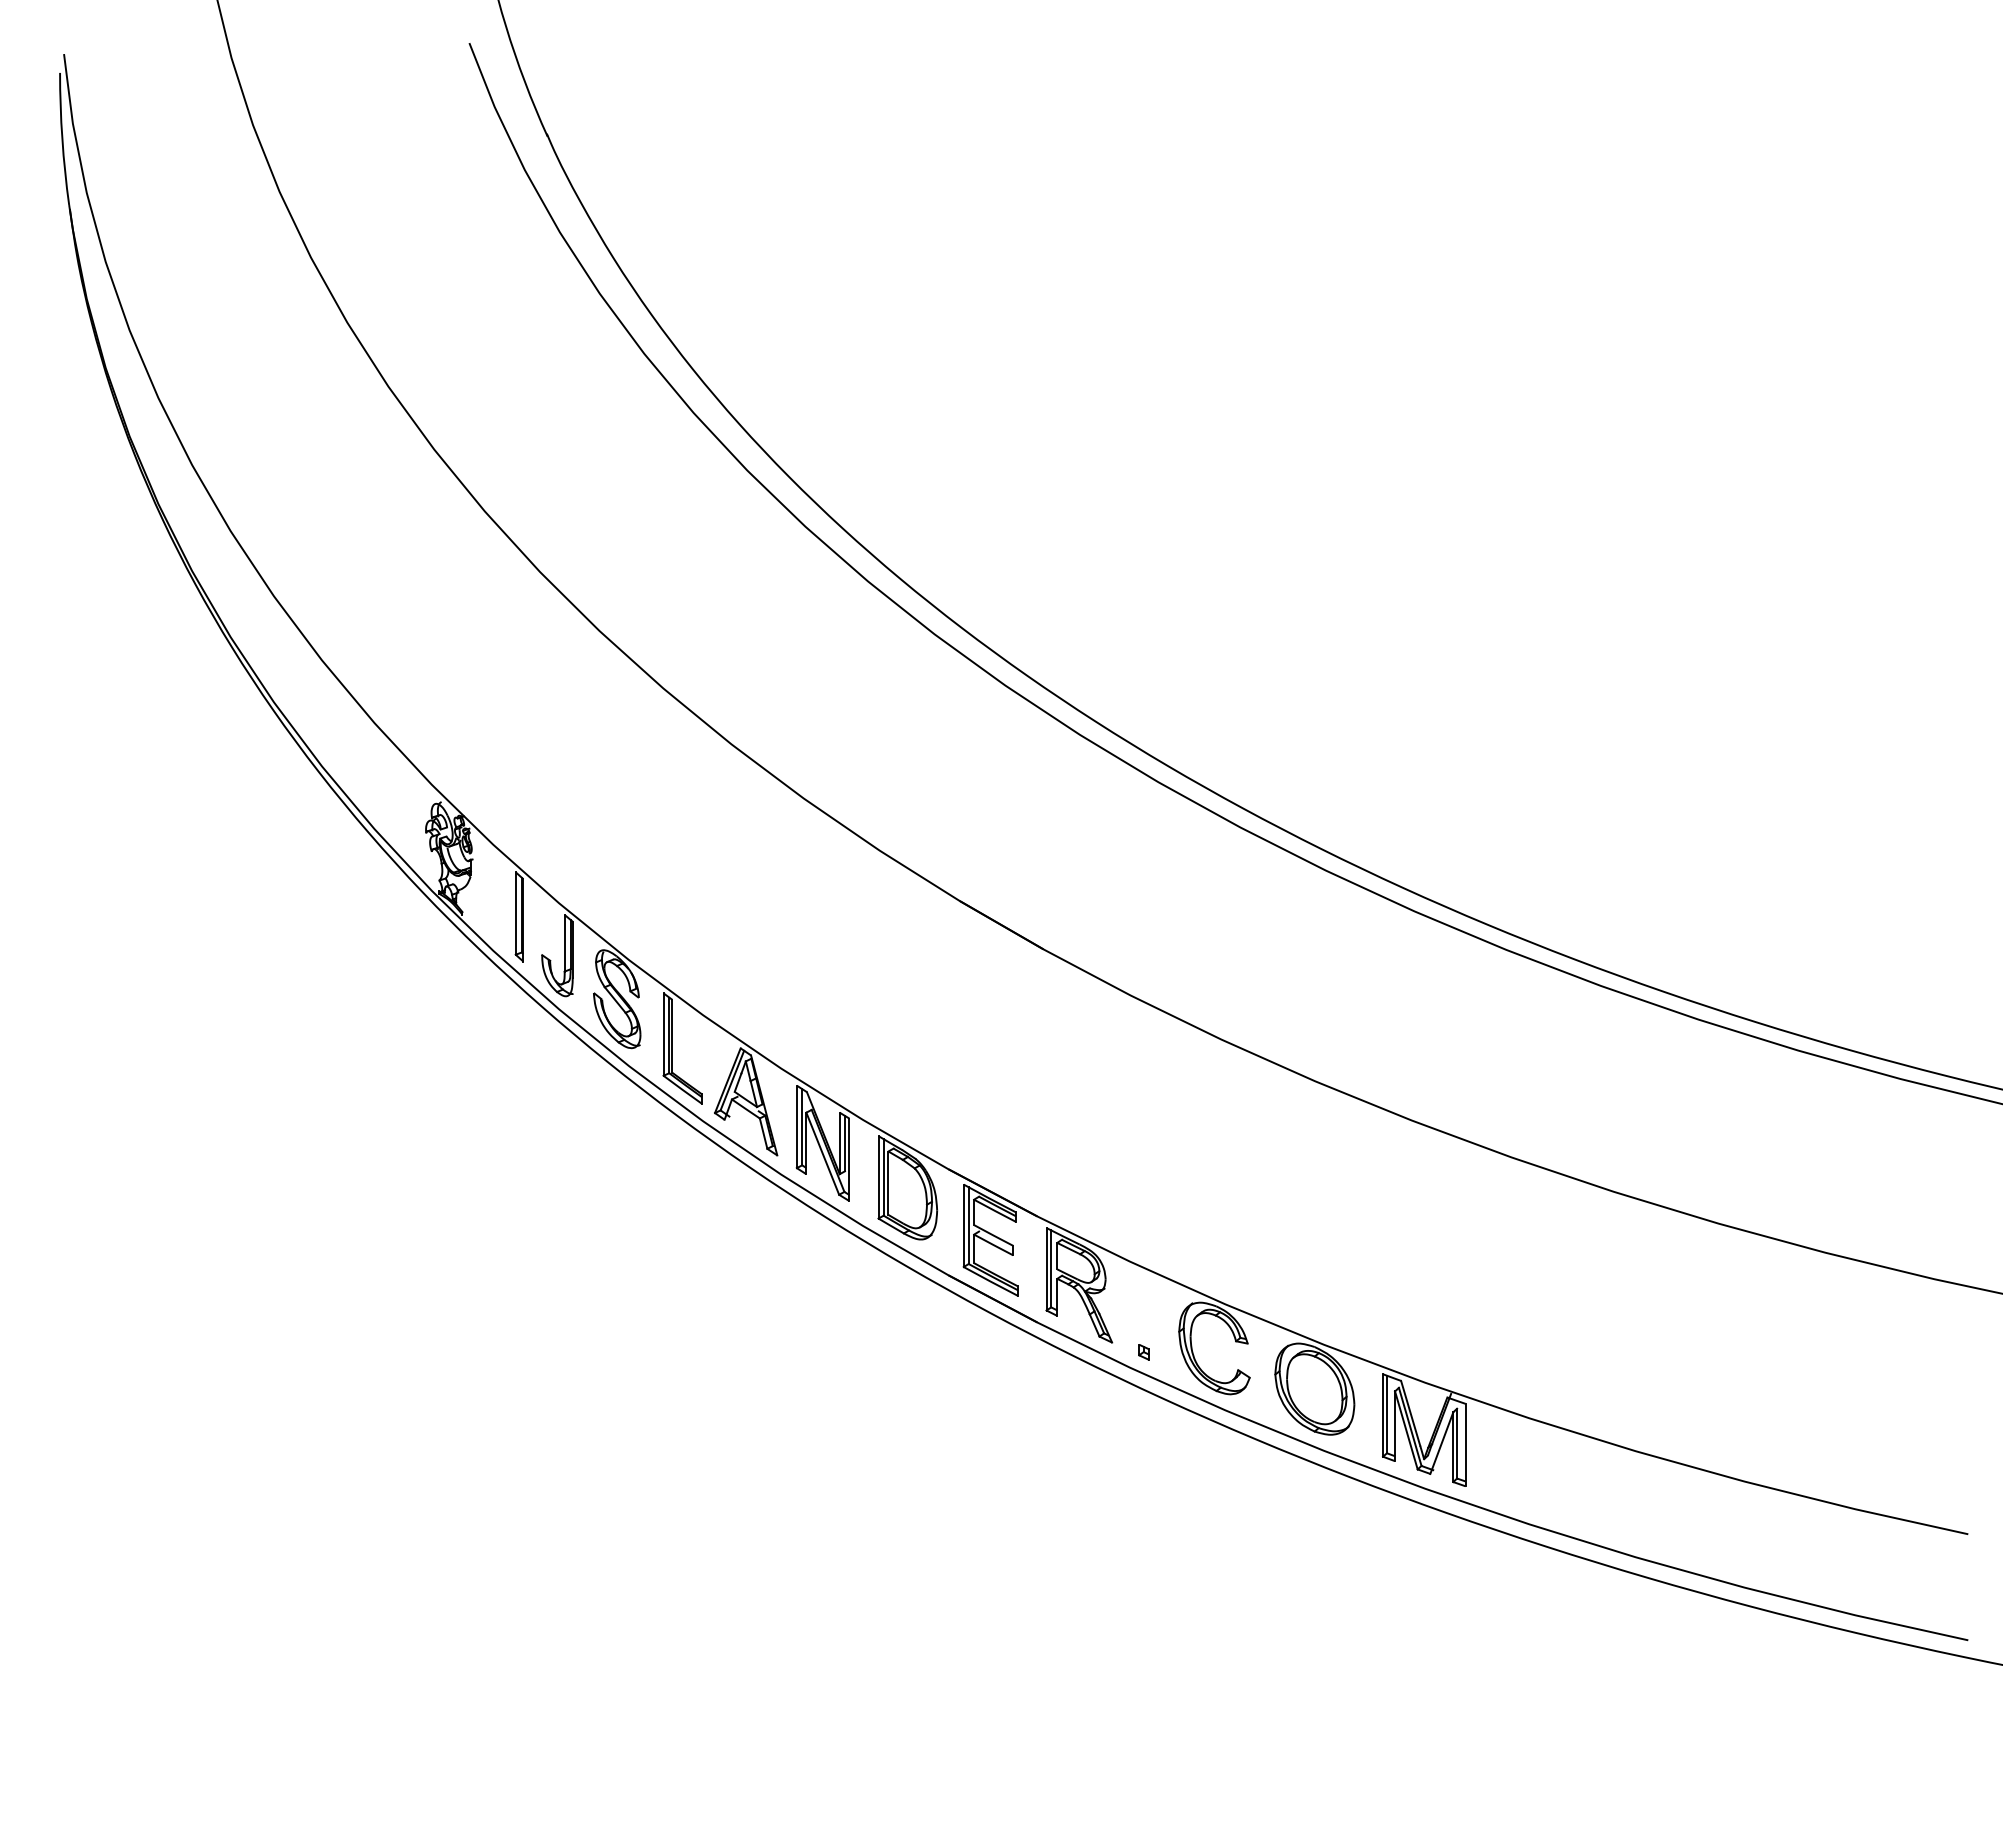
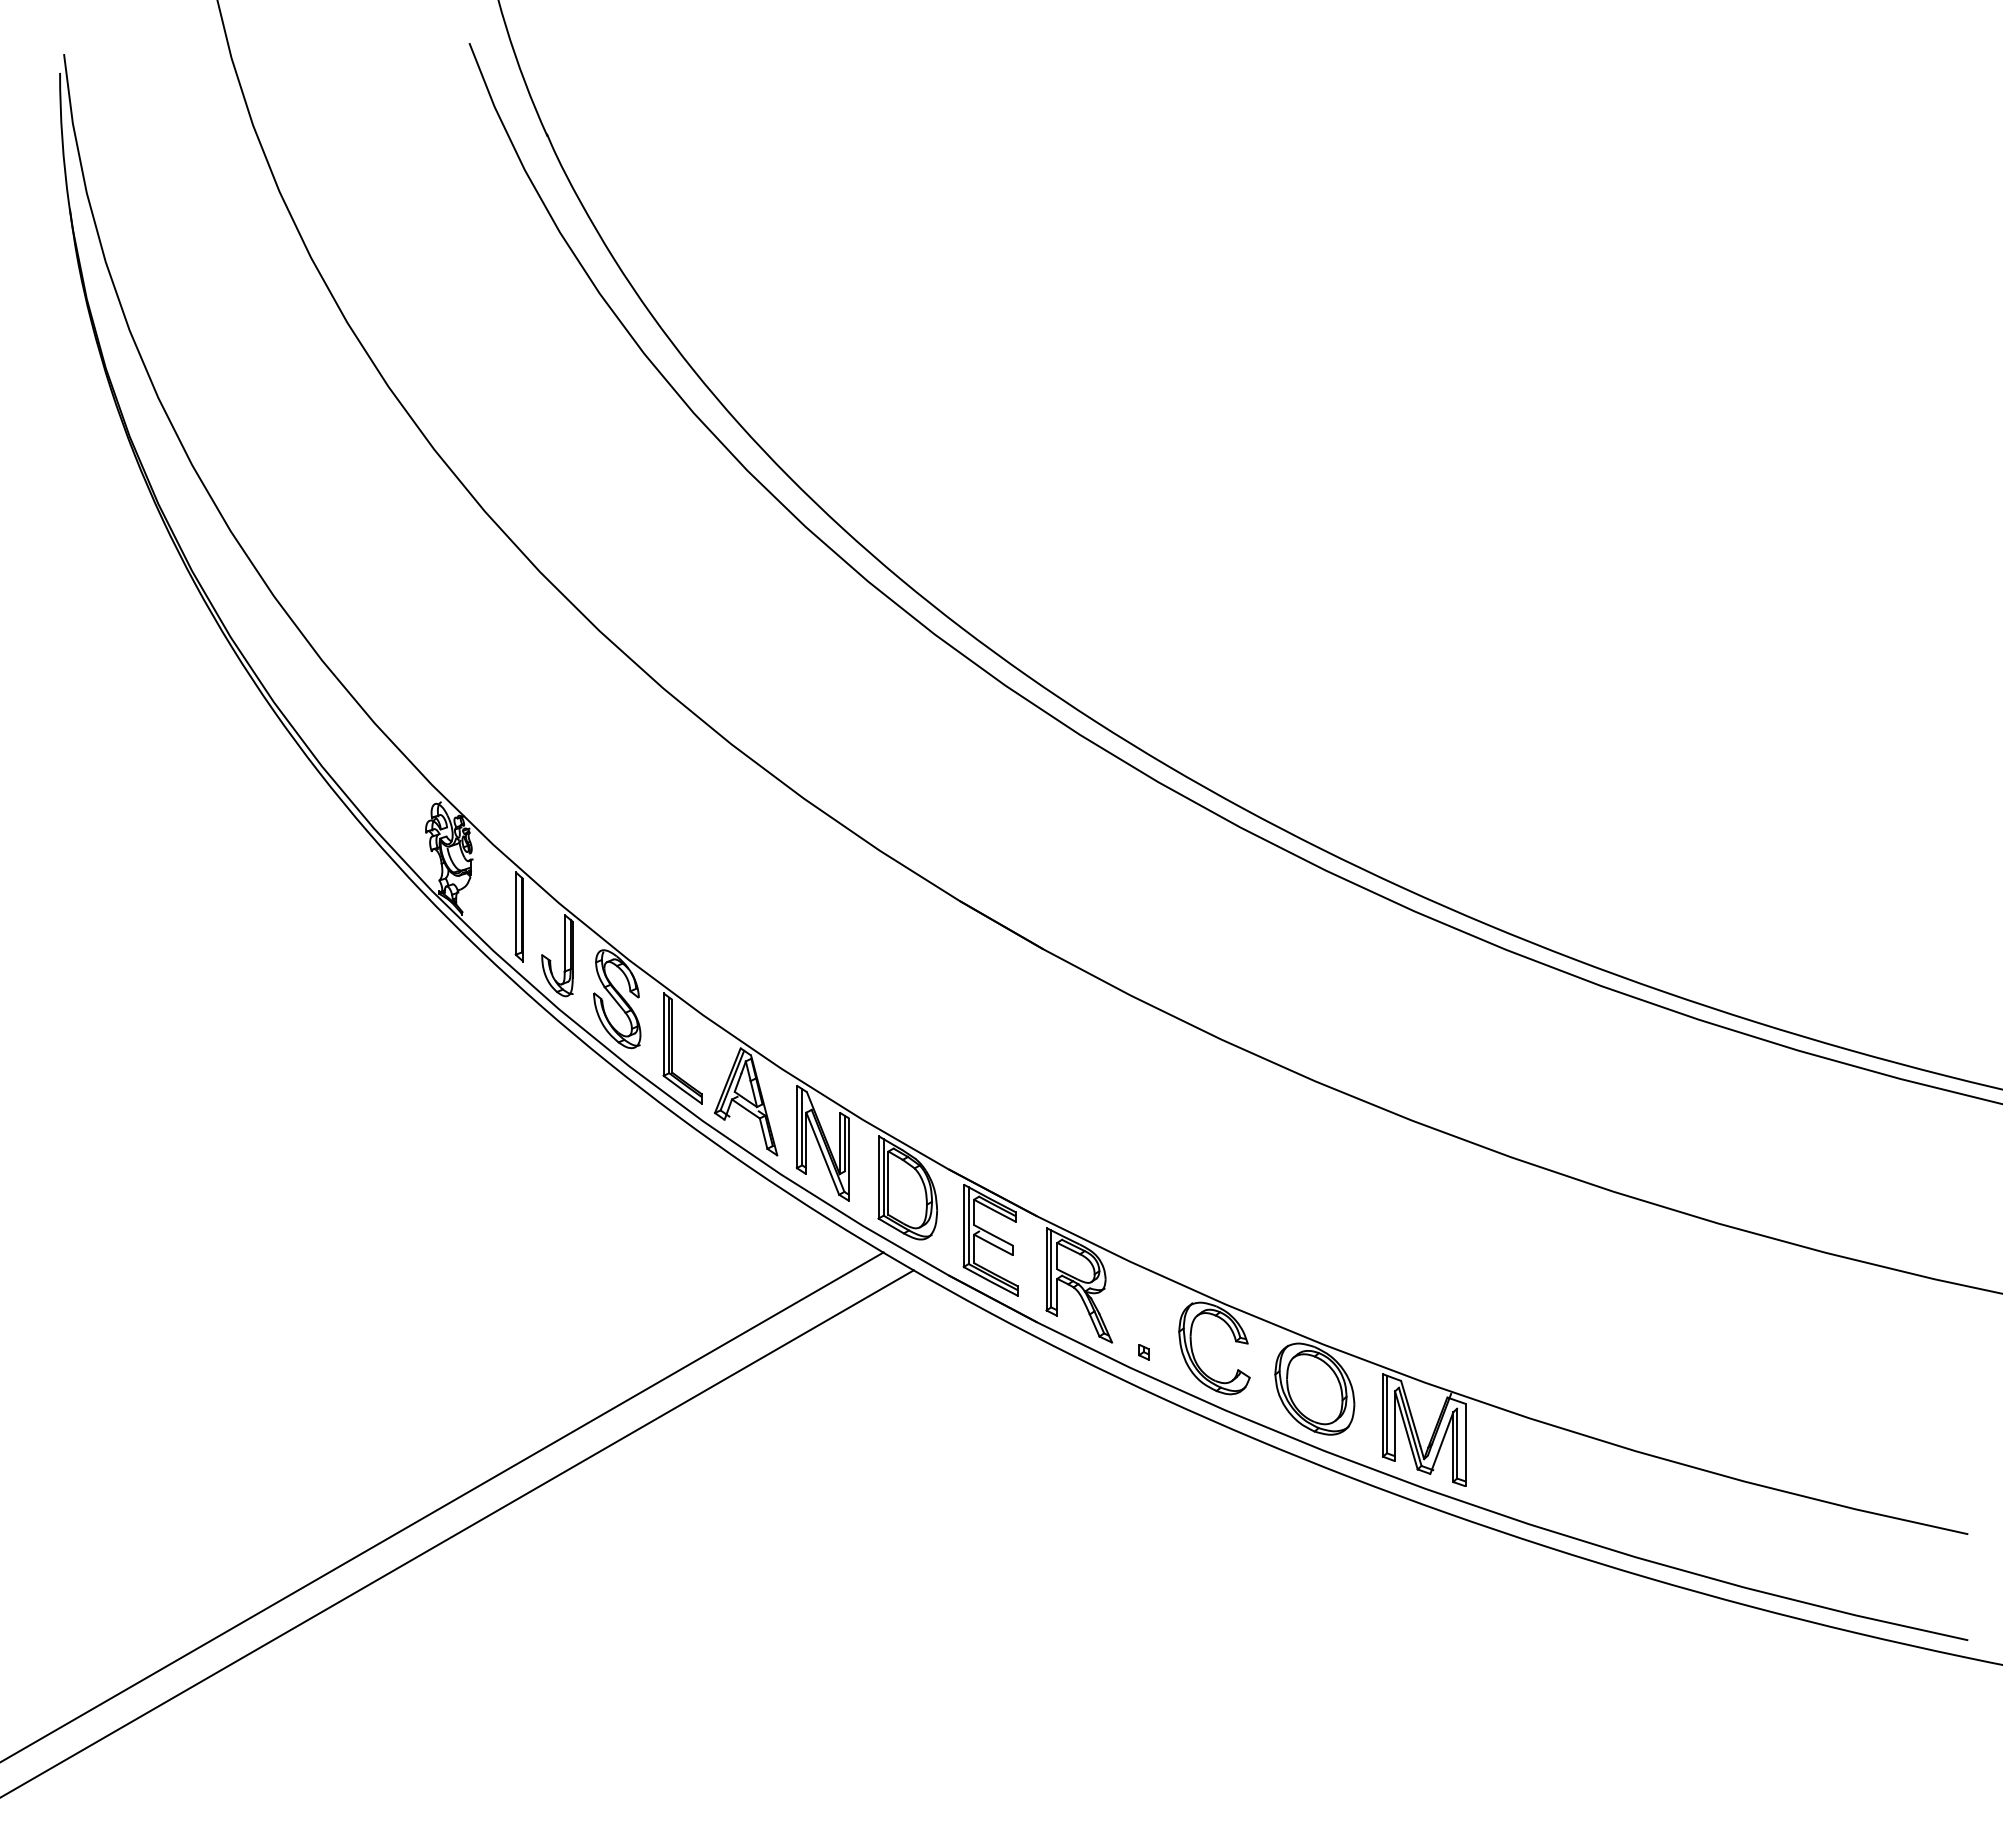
line: none -> present (442, 1506)
line: none -> present (457, 1533)
